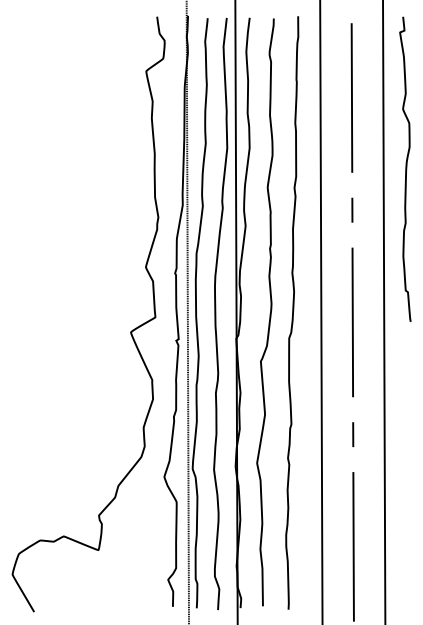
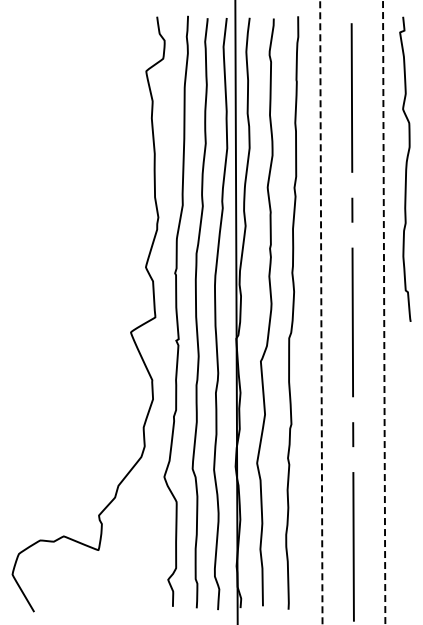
line: present -> none (187, 311)
line: solid -> dashed (321, 312)
line: solid -> dashed (384, 312)
